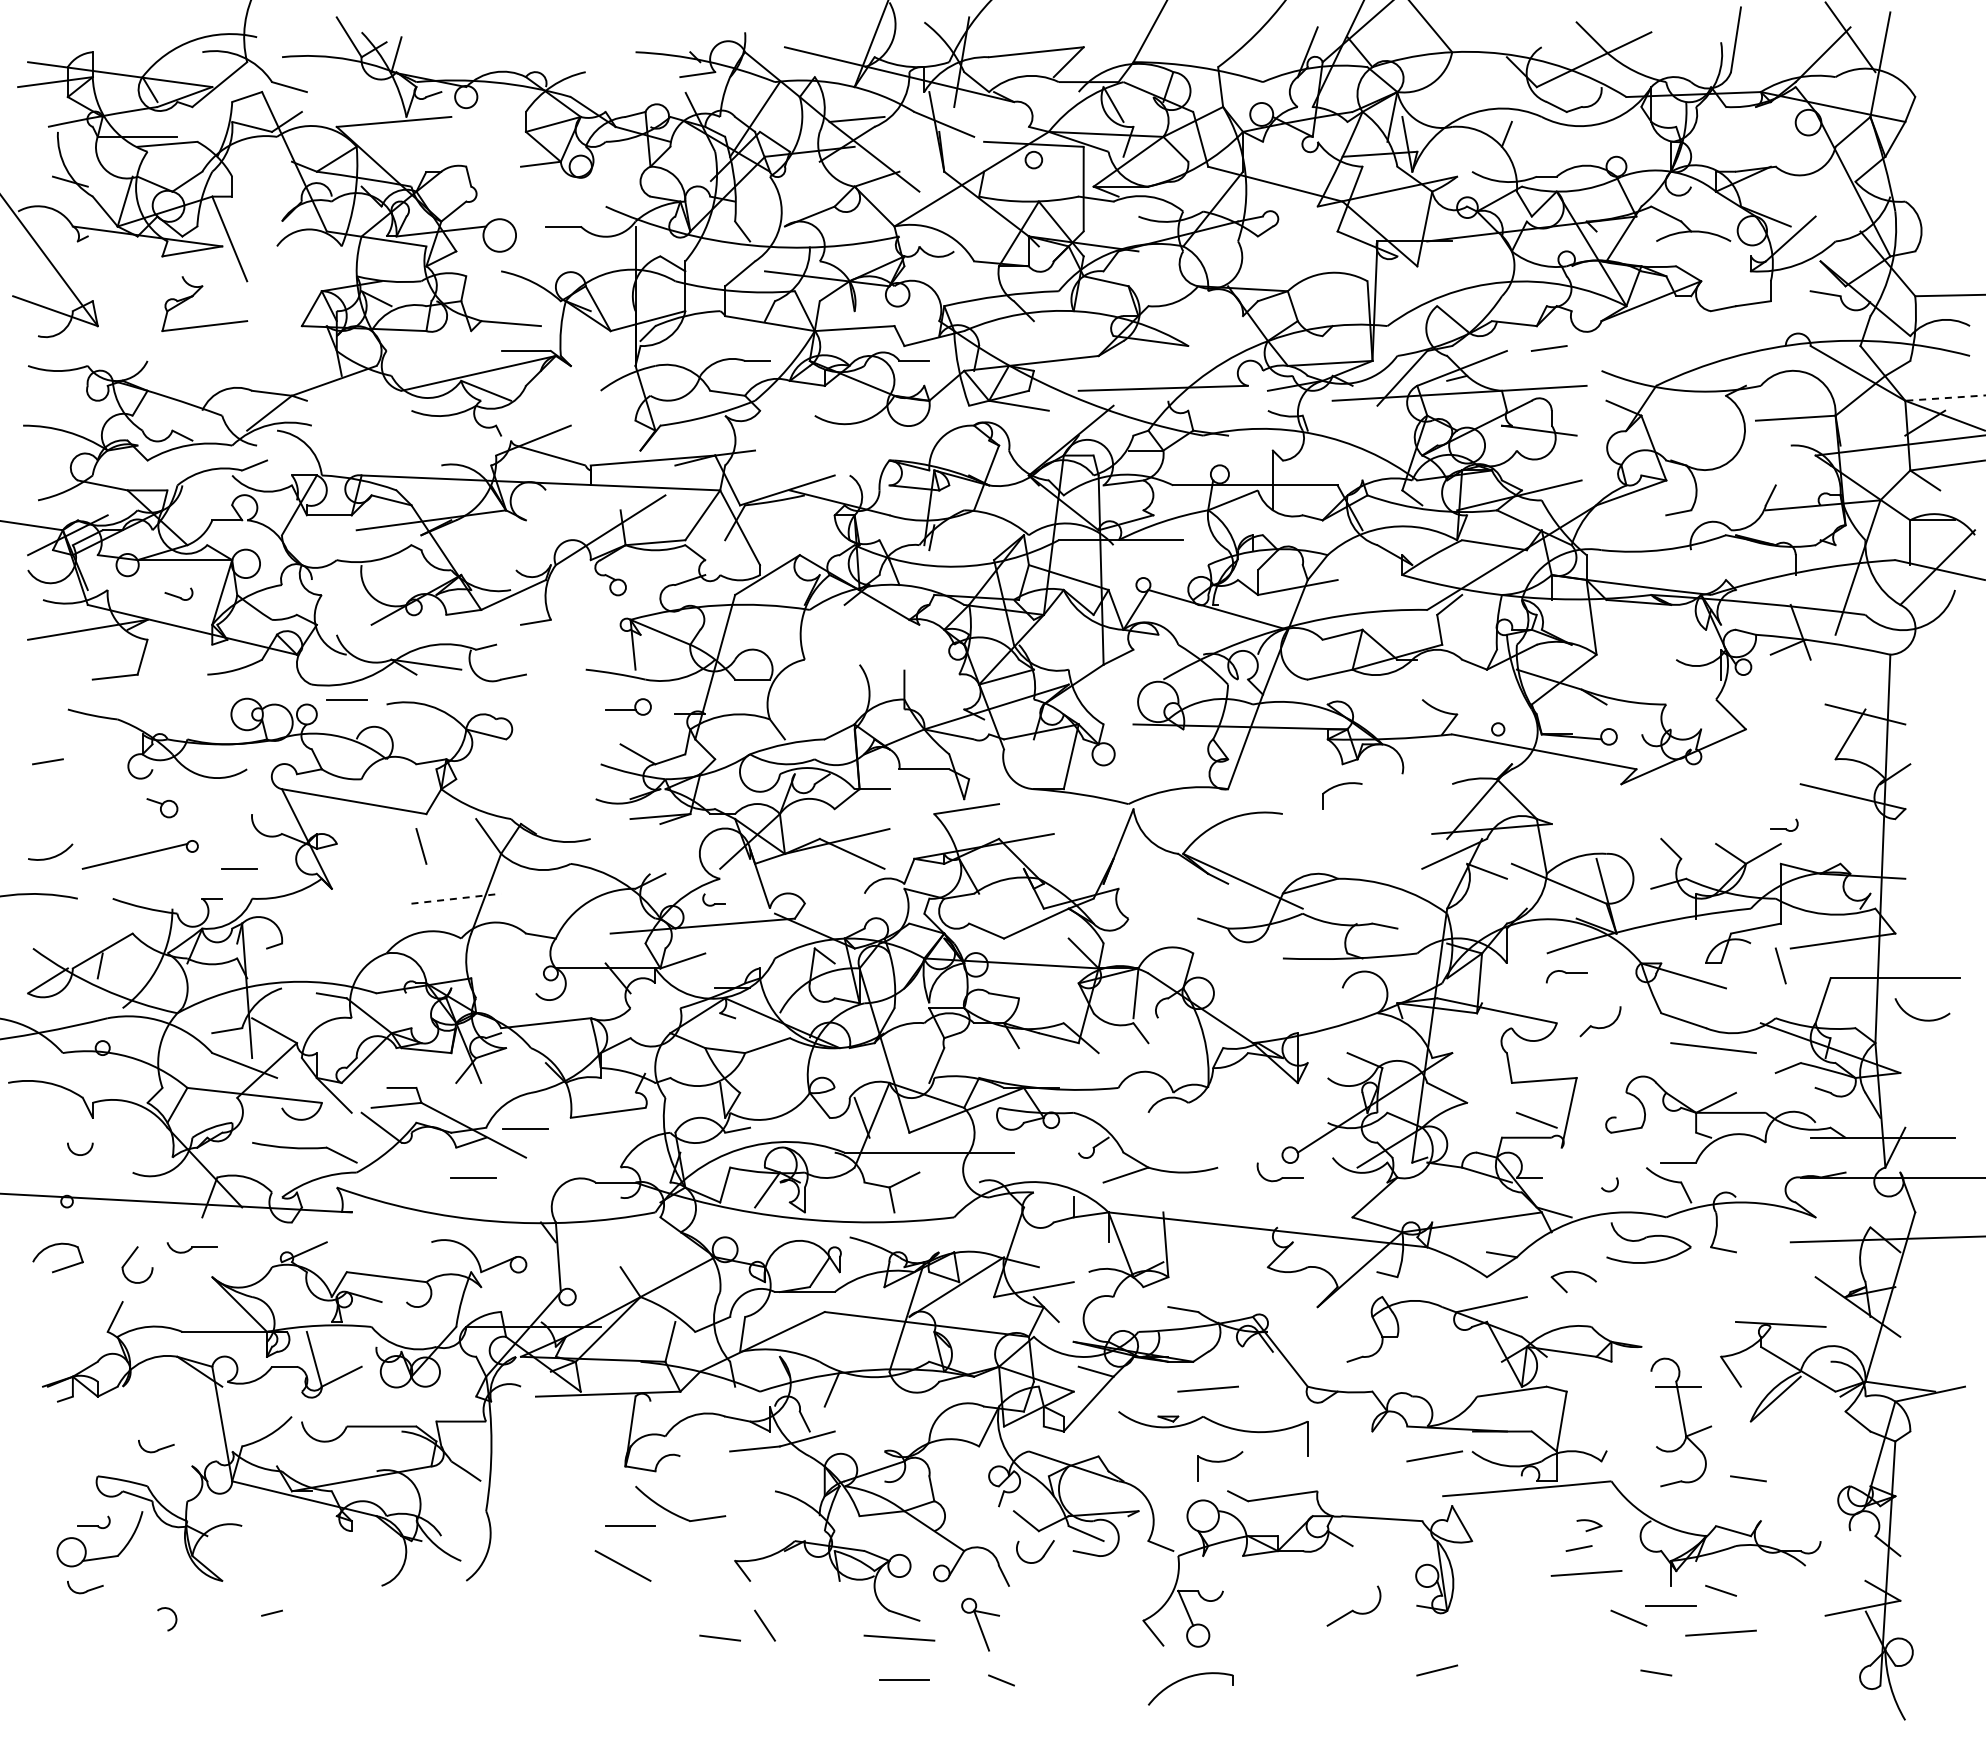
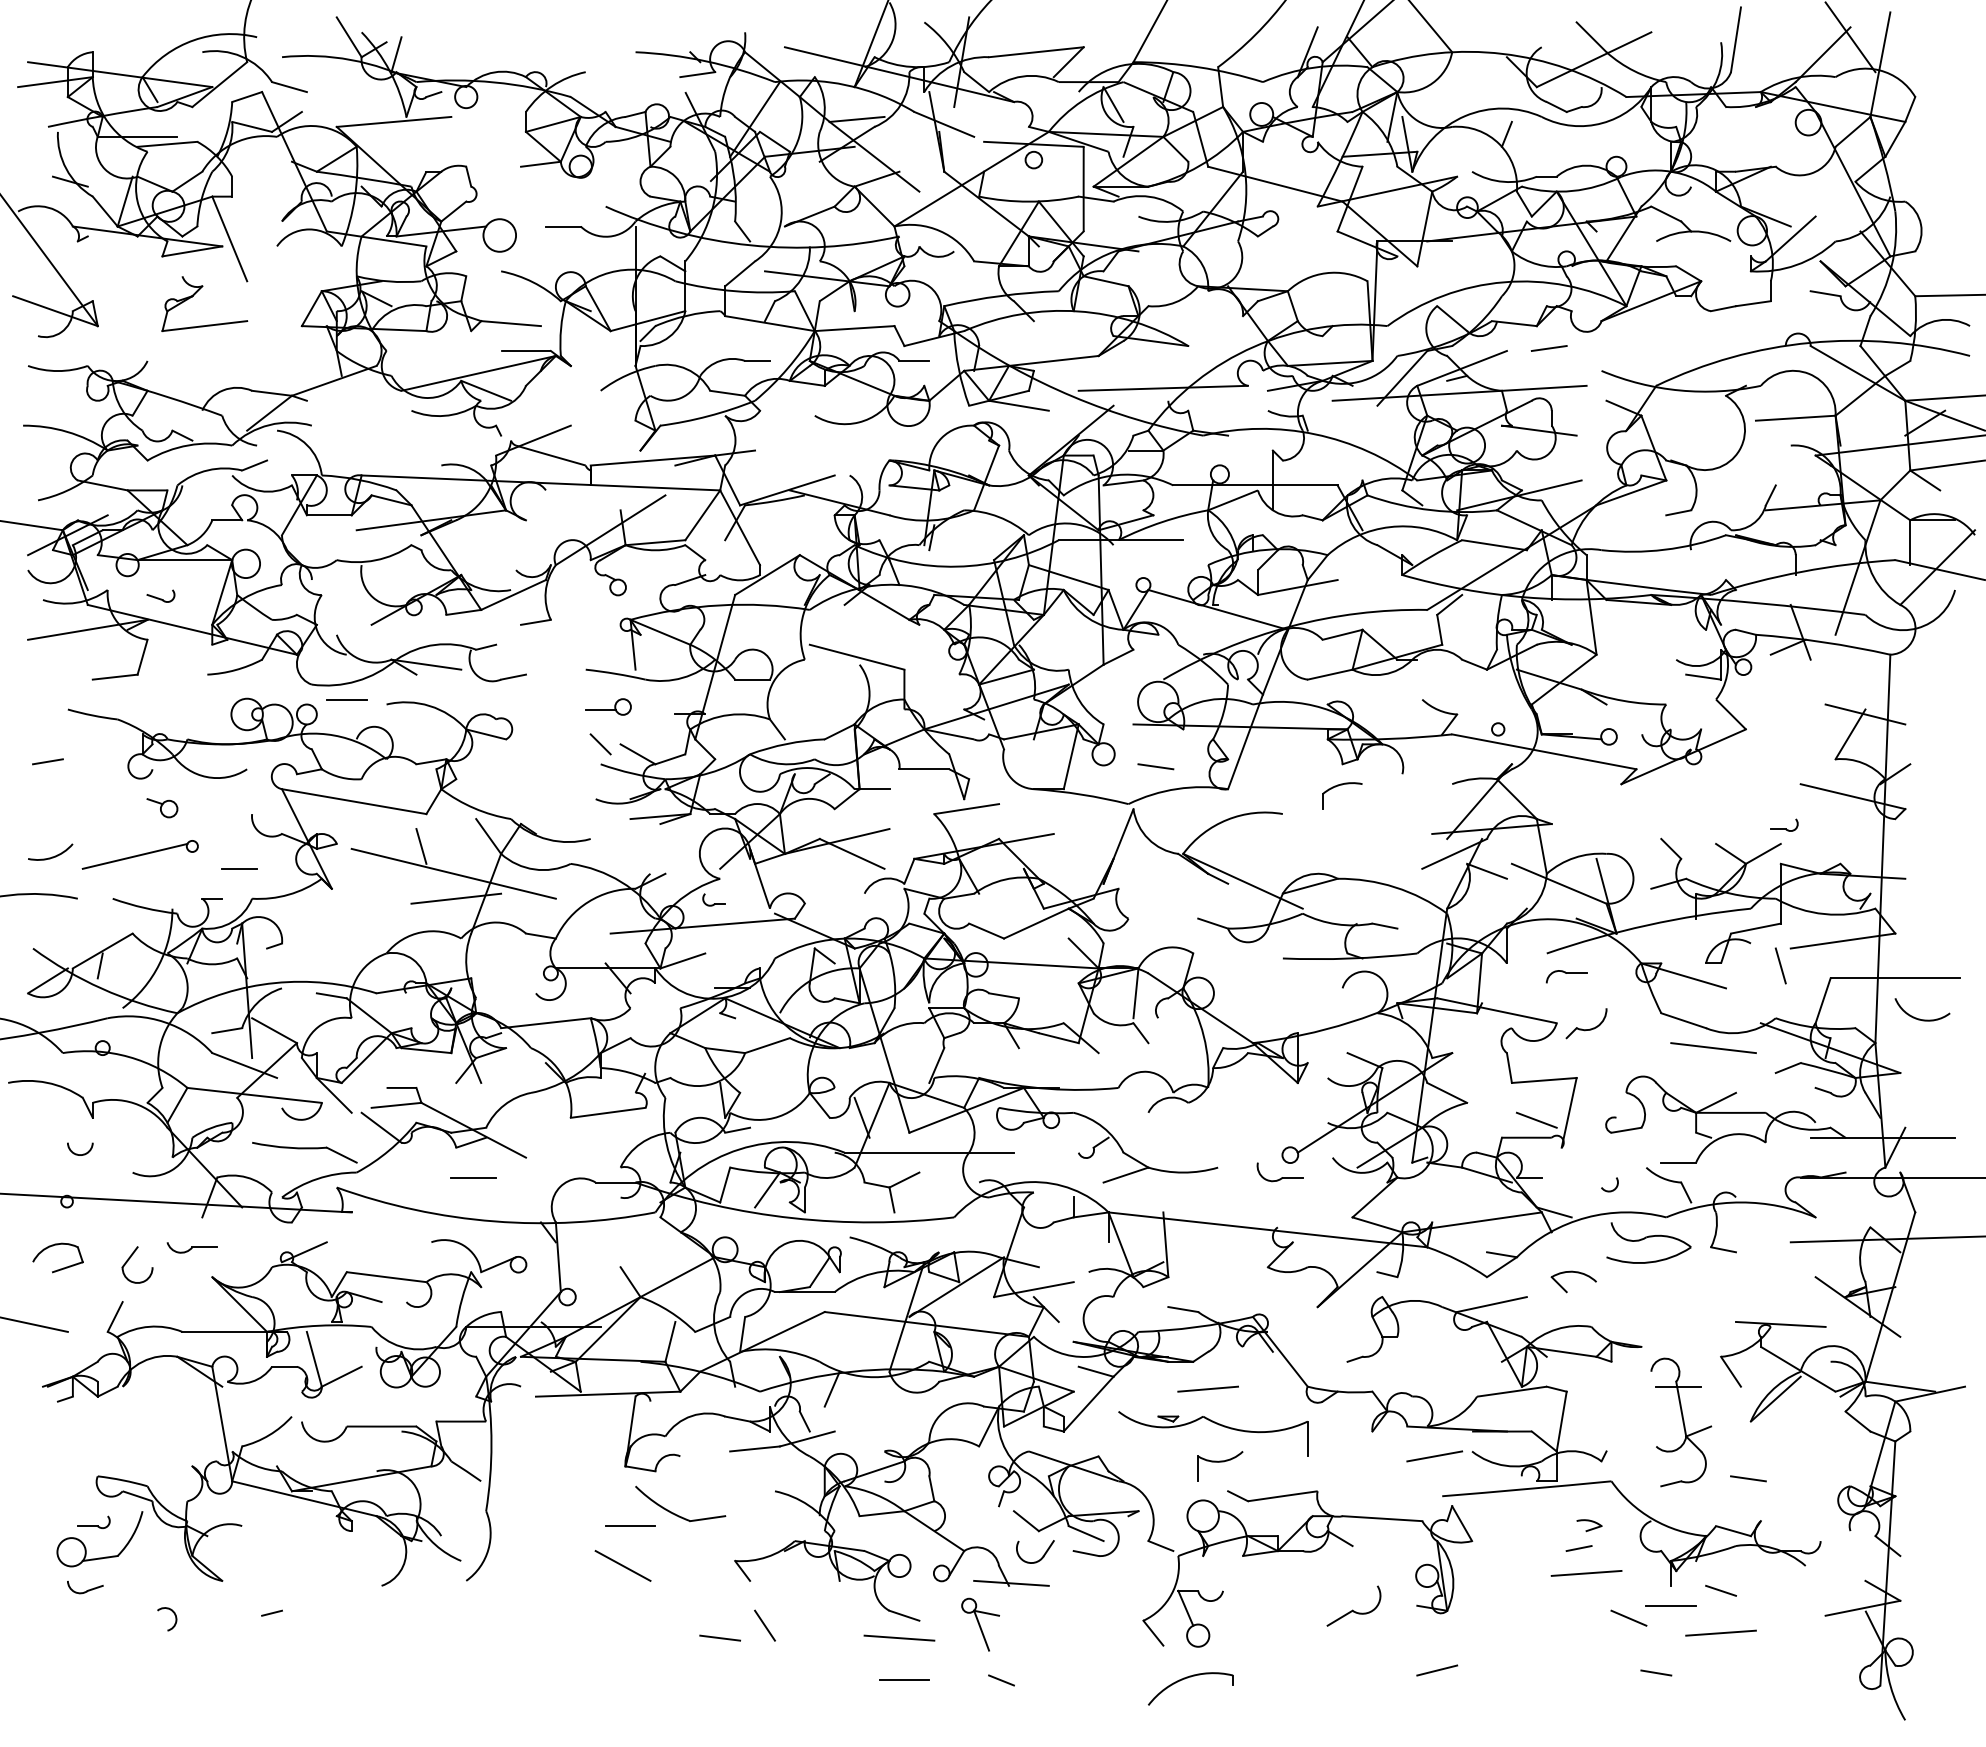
line: dashed -> solid (1945, 398)
part position: (178, 593) -> (160, 595) (160, 595)
line: none -> present (856, 656)
line: none -> present (1703, 676)
part position: (628, 706) -> (608, 706) (608, 706)
line: none -> present (600, 744)
line: none -> present (1155, 766)
line: none -> present (453, 873)
line: dashed -> solid (456, 898)
part position: (1600, 1021) -> (1586, 1023) (1586, 1023)
line: present -> none (525, 1128)
line: none -> present (34, 1324)
part: present -> none (156, 1446)
line: none -> present (1011, 1582)
